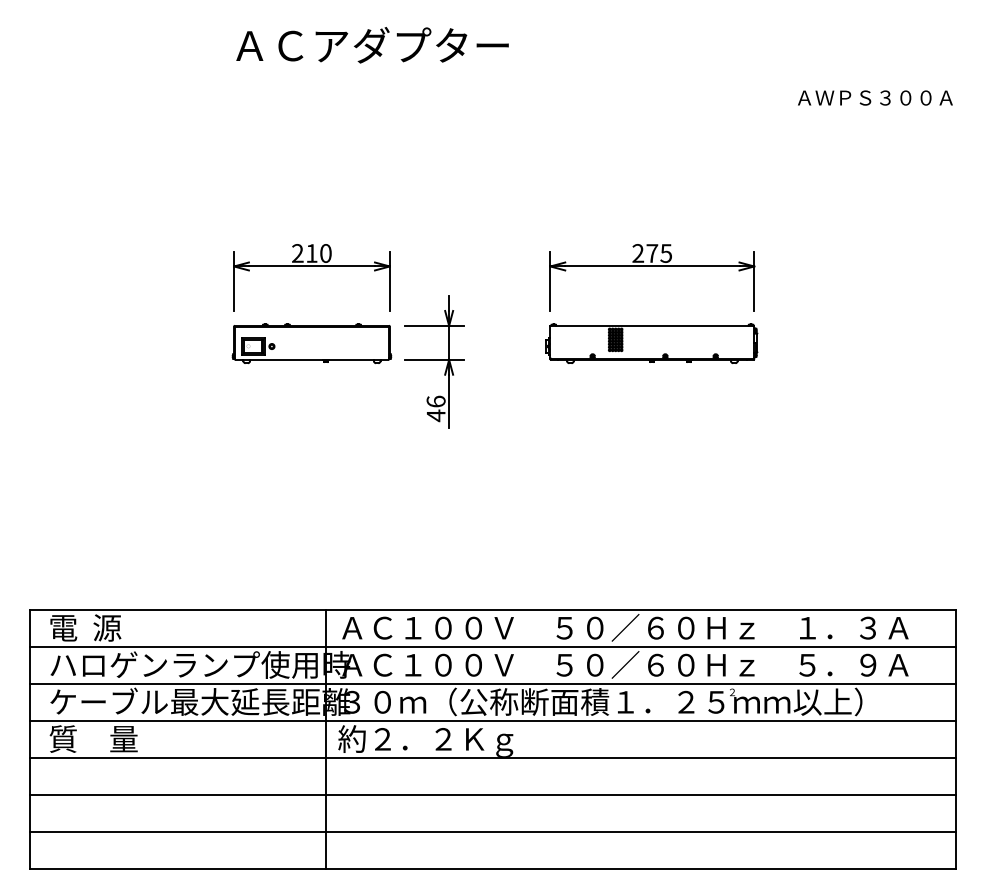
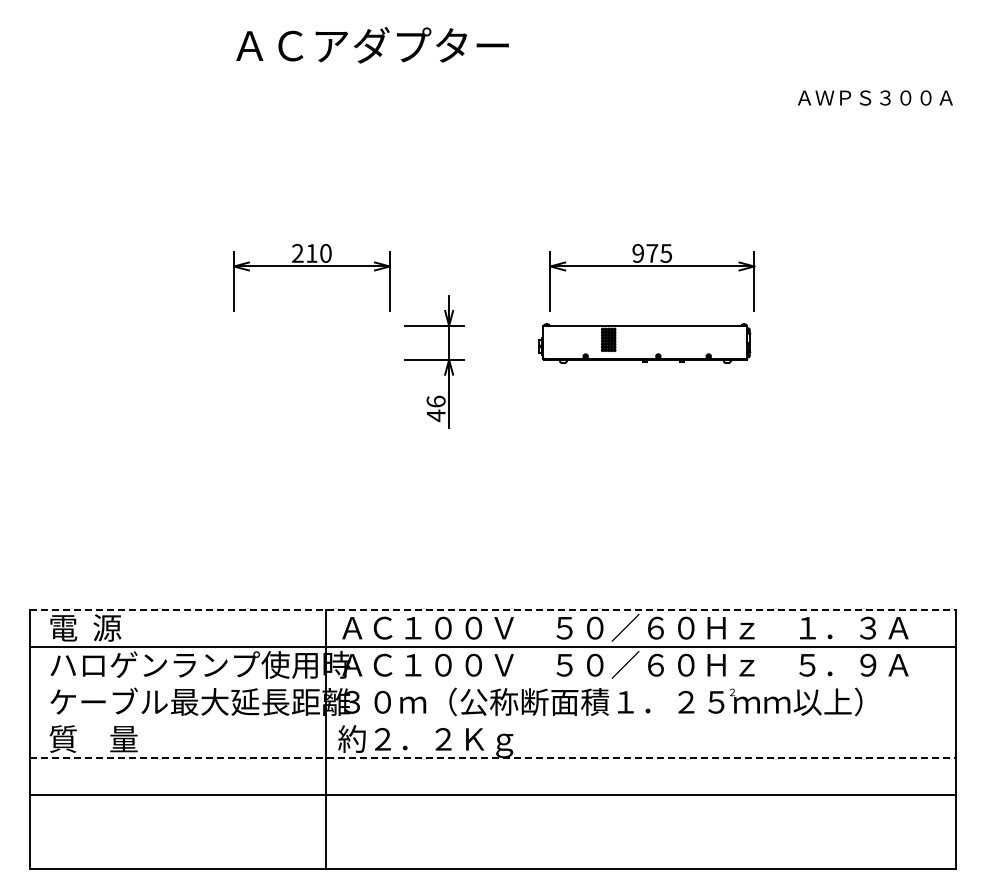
text: 275 -> 975 (638, 253)
part: present -> none (311, 343)
part position: (651, 343) -> (644, 343) (644, 343)
line: solid -> dashed (493, 609)
line: present -> none (492, 683)
line: present -> none (492, 720)
line: solid -> dashed (493, 757)
line: present -> none (492, 832)
